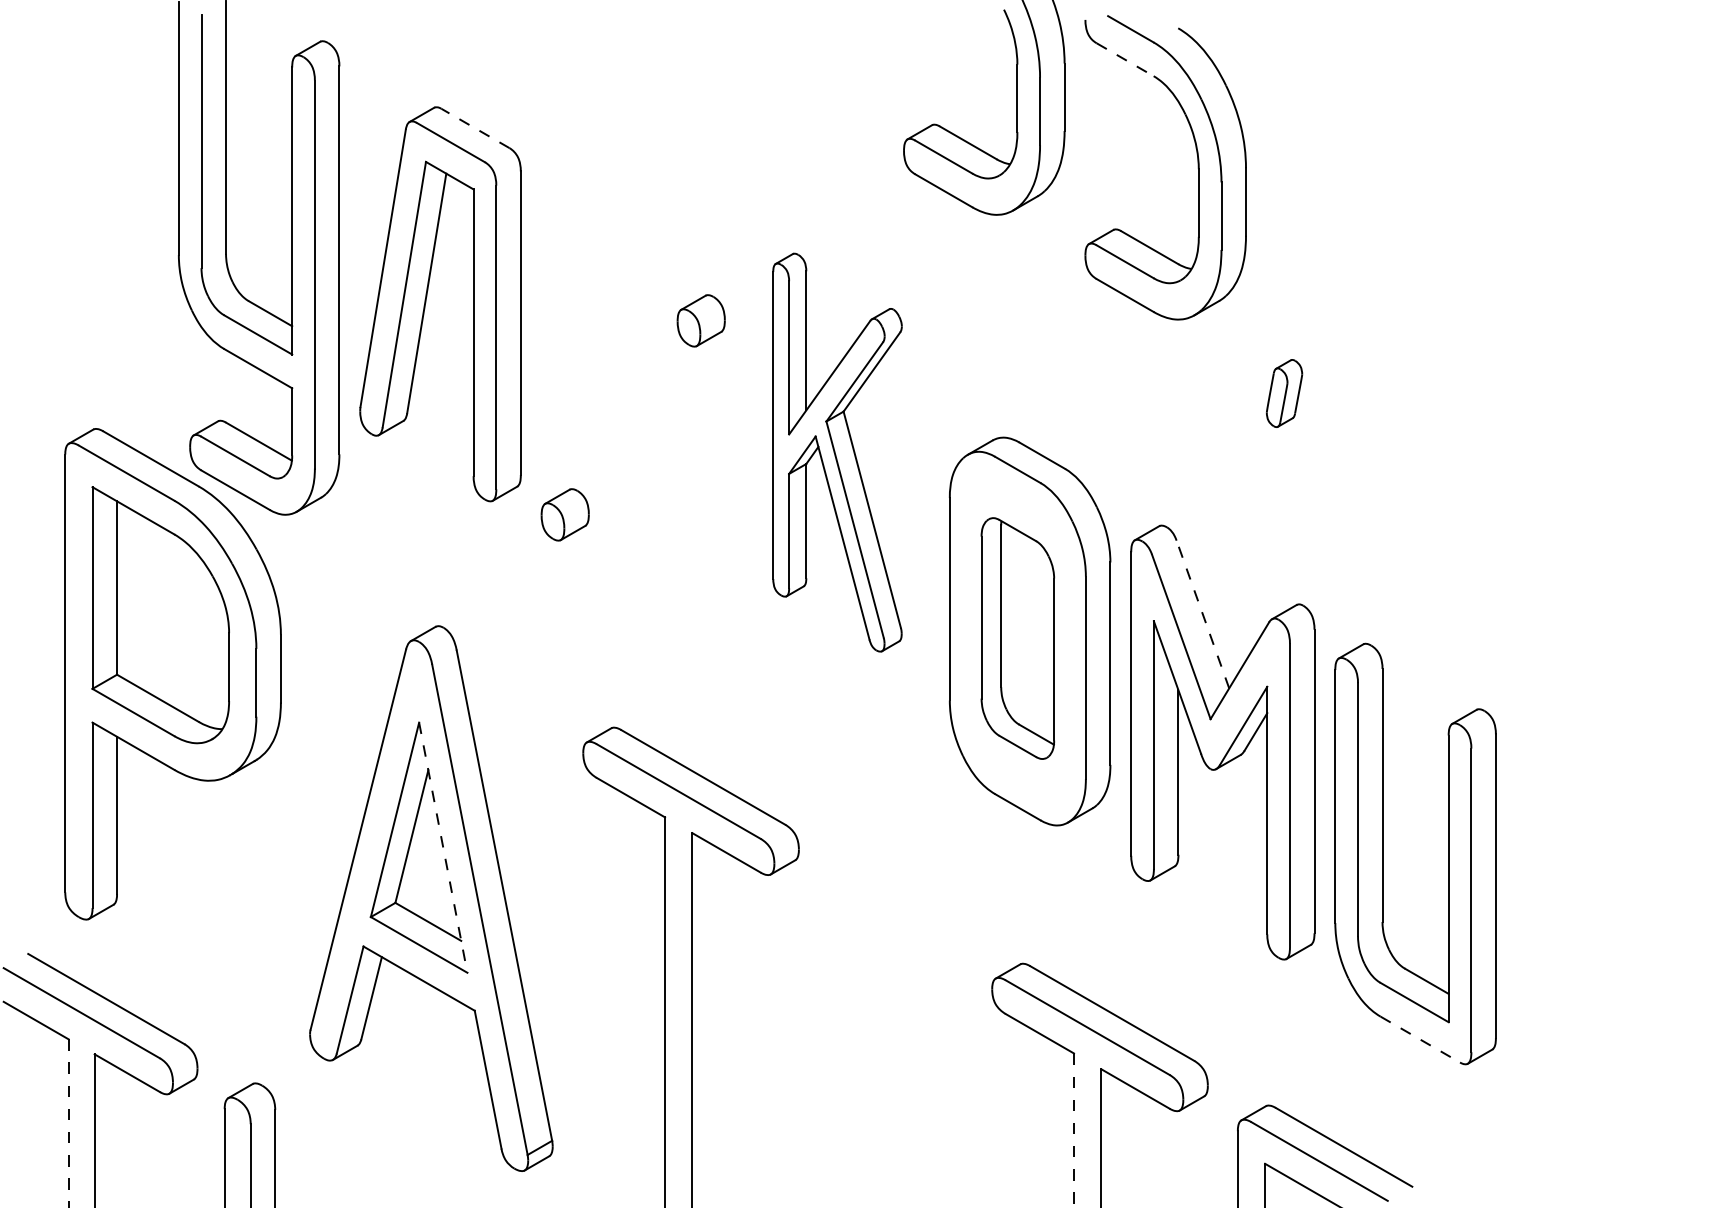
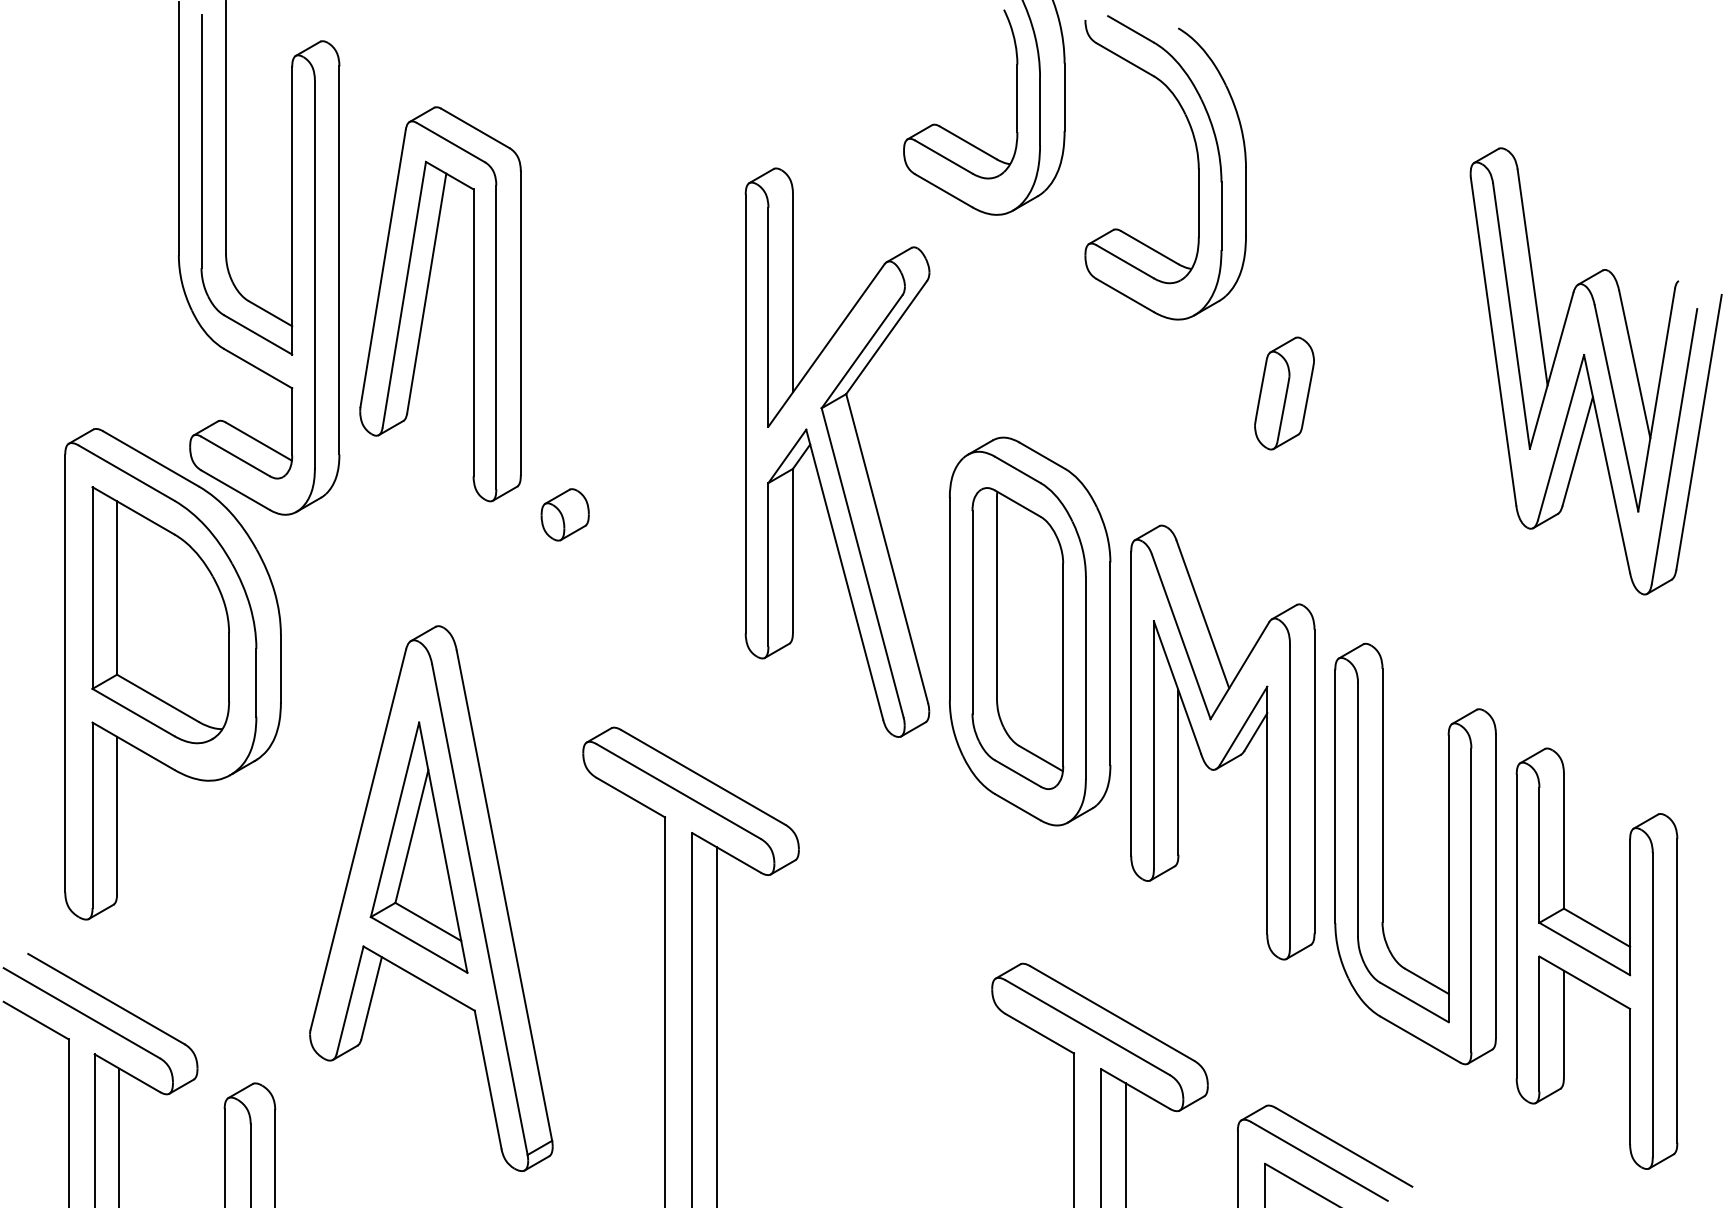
line: dashed -> solid (1125, 59)
line: dashed -> solid (475, 128)
part: present -> none (700, 320)
part: none -> present (1589, 374)
part size: 38x69 px -> 61x115 px (1284, 393)
part size: 131x401 px -> 187x571 px (837, 452)
line: dashed -> solid (1202, 614)
part size: 76x243 px -> 94x303 px (1017, 638)
line: dashed -> solid (443, 848)
part: none -> present (1596, 958)
line: none -> present (716, 1025)
line: dashed -> solid (1420, 1039)
line: dashed -> solid (68, 1123)
line: dashed -> solid (1074, 1130)
line: none -> present (119, 1136)
line: none -> present (1125, 1143)
